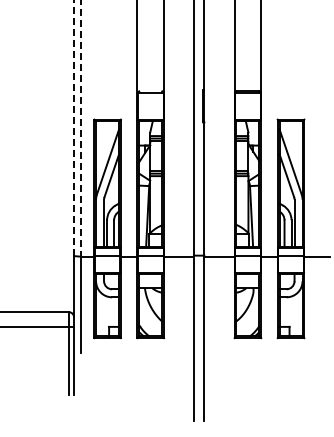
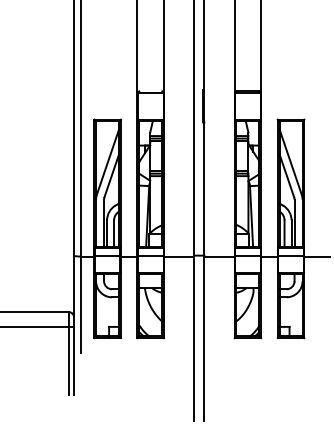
line: dashed -> solid (74, 128)
line: dashed -> solid (81, 128)
